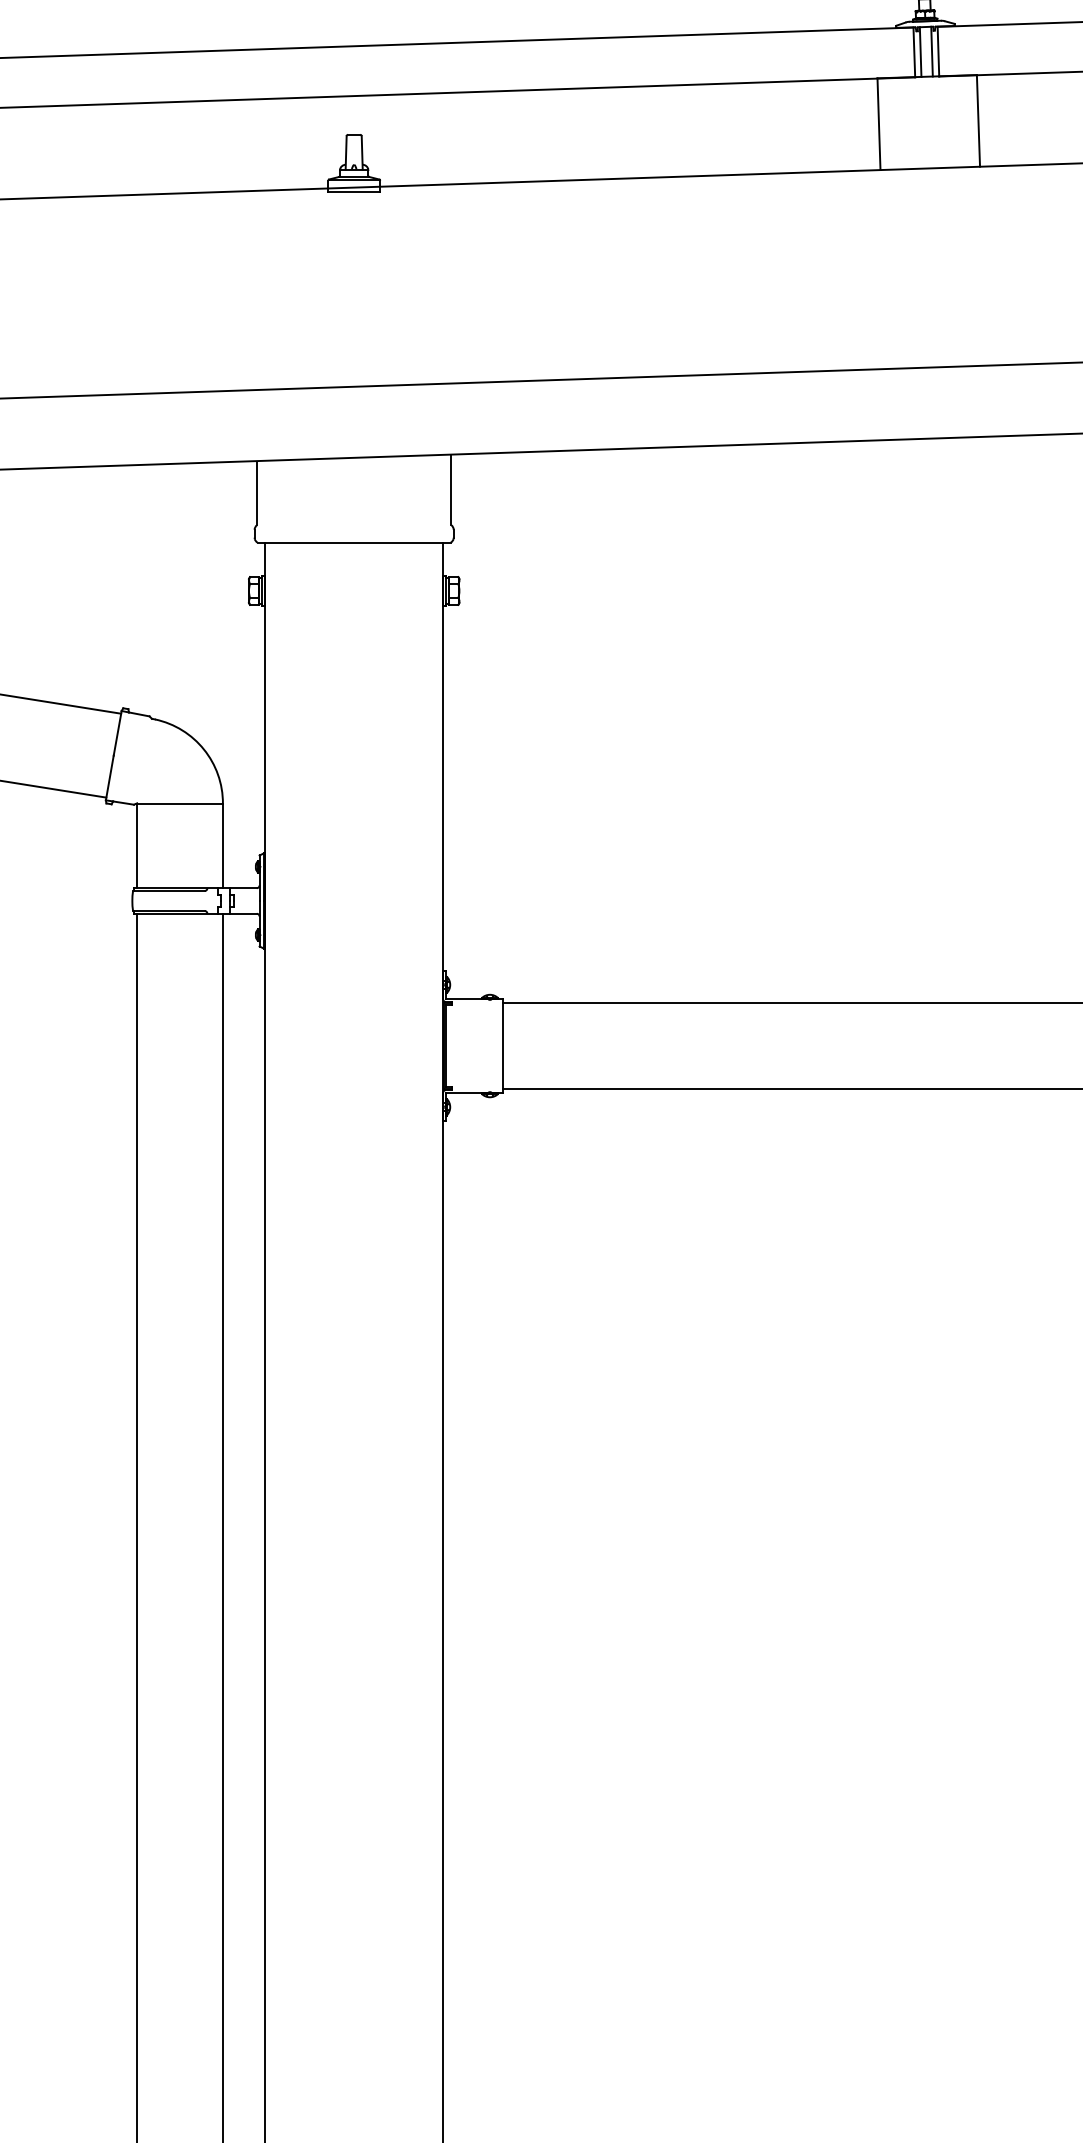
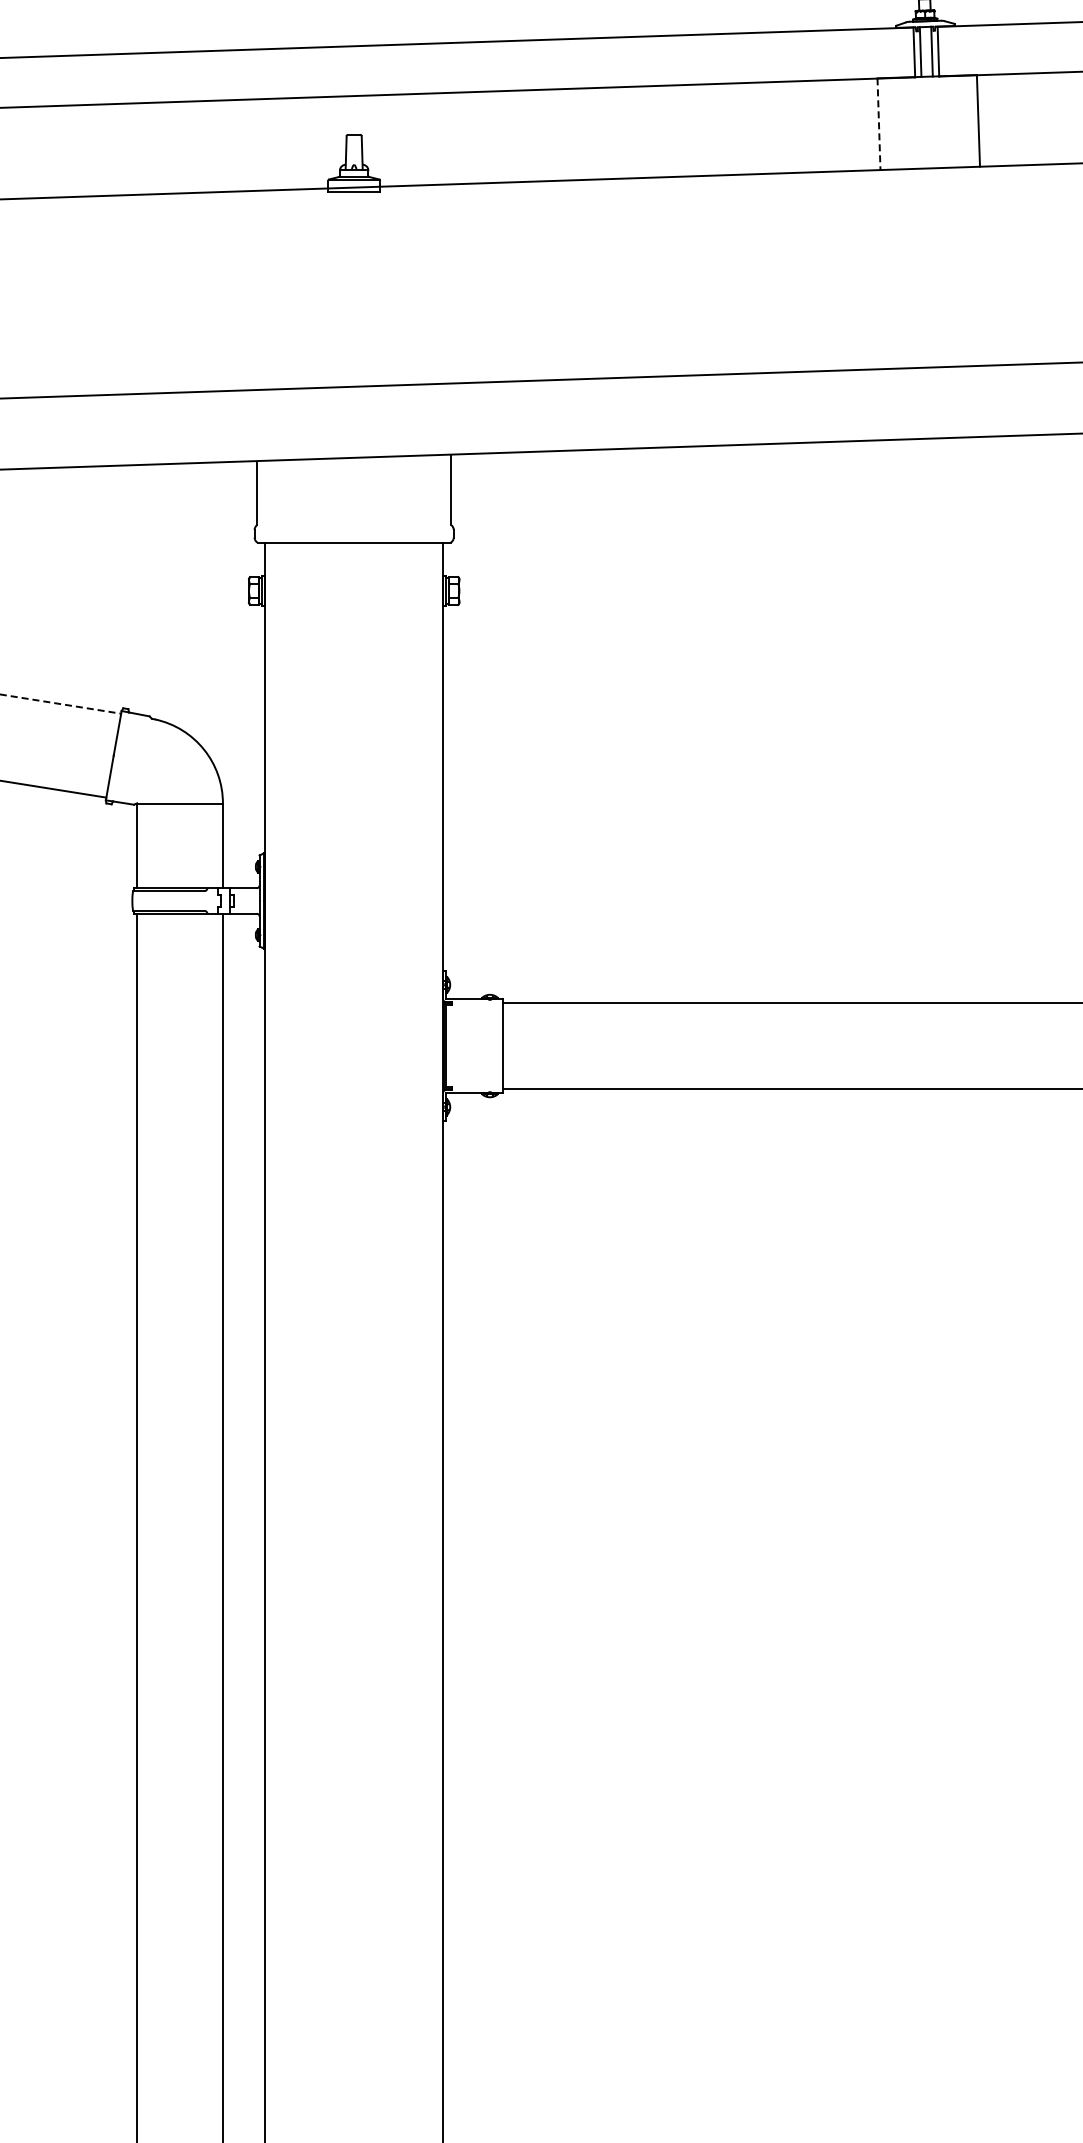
line: solid -> dashed (878, 124)
line: solid -> dashed (60, 704)
